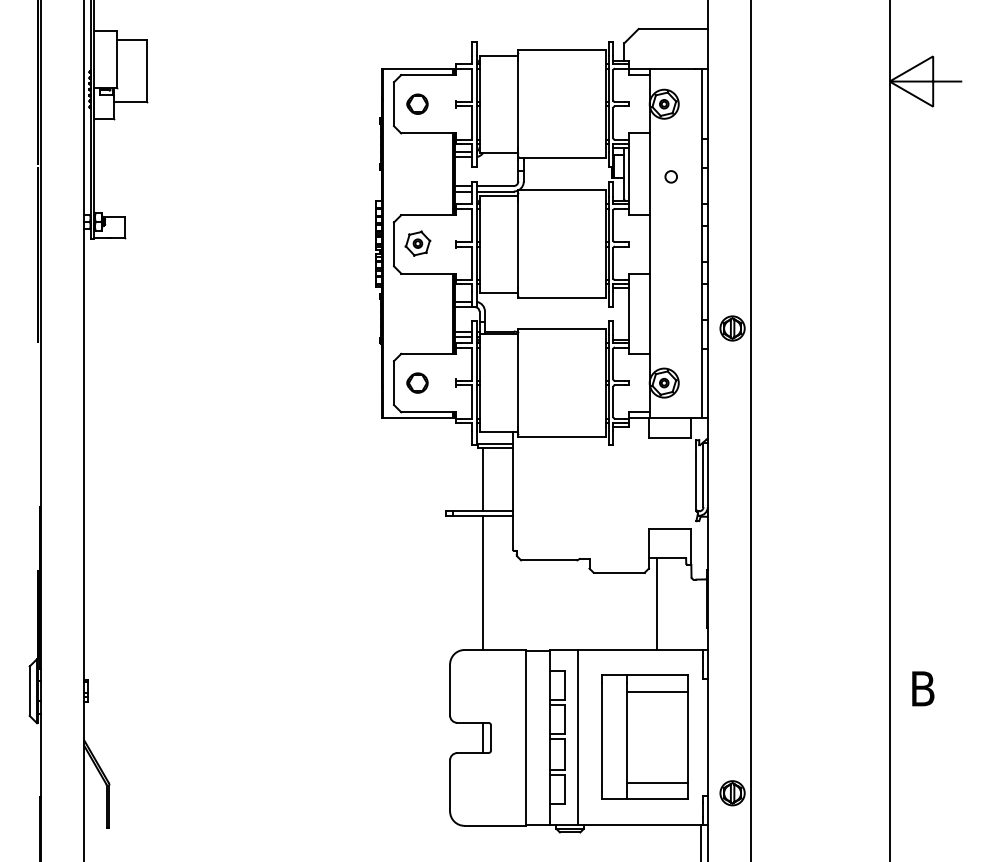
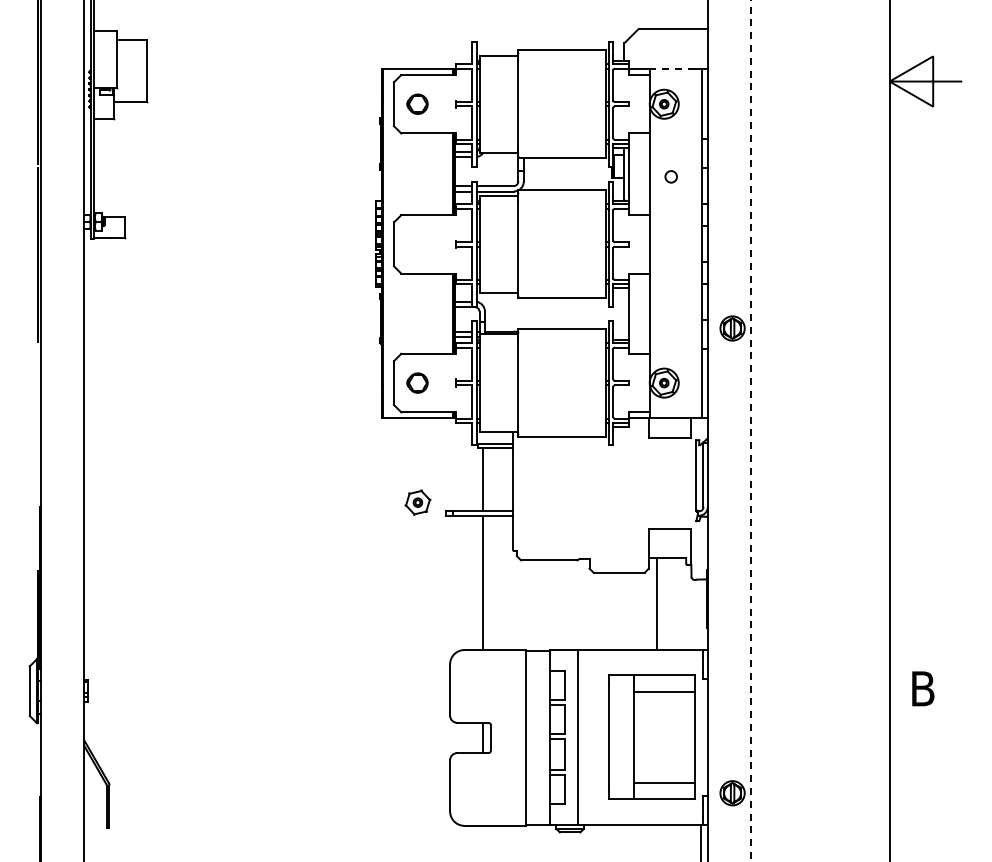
line: solid -> dashed (672, 69)
part position: (417, 243) -> (417, 502) (417, 502)
line: solid -> dashed (751, 430)
part position: (644, 736) -> (651, 736) (651, 736)
